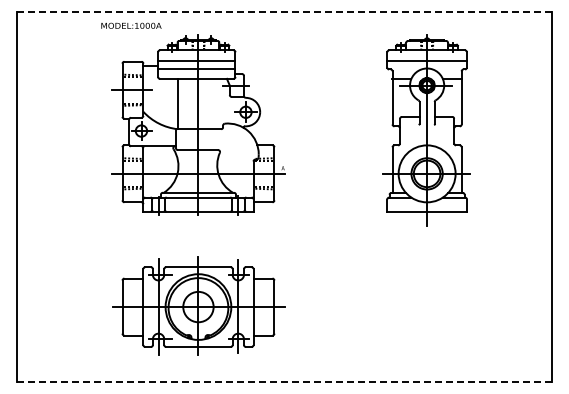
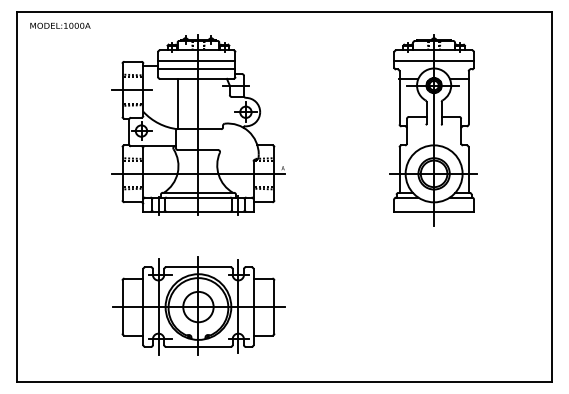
line: dashed -> solid (284, 11)
text position: (131, 25) -> (60, 25) (60, 25)
part position: (426, 130) -> (433, 130) (433, 130)
line: dashed -> solid (284, 382)
